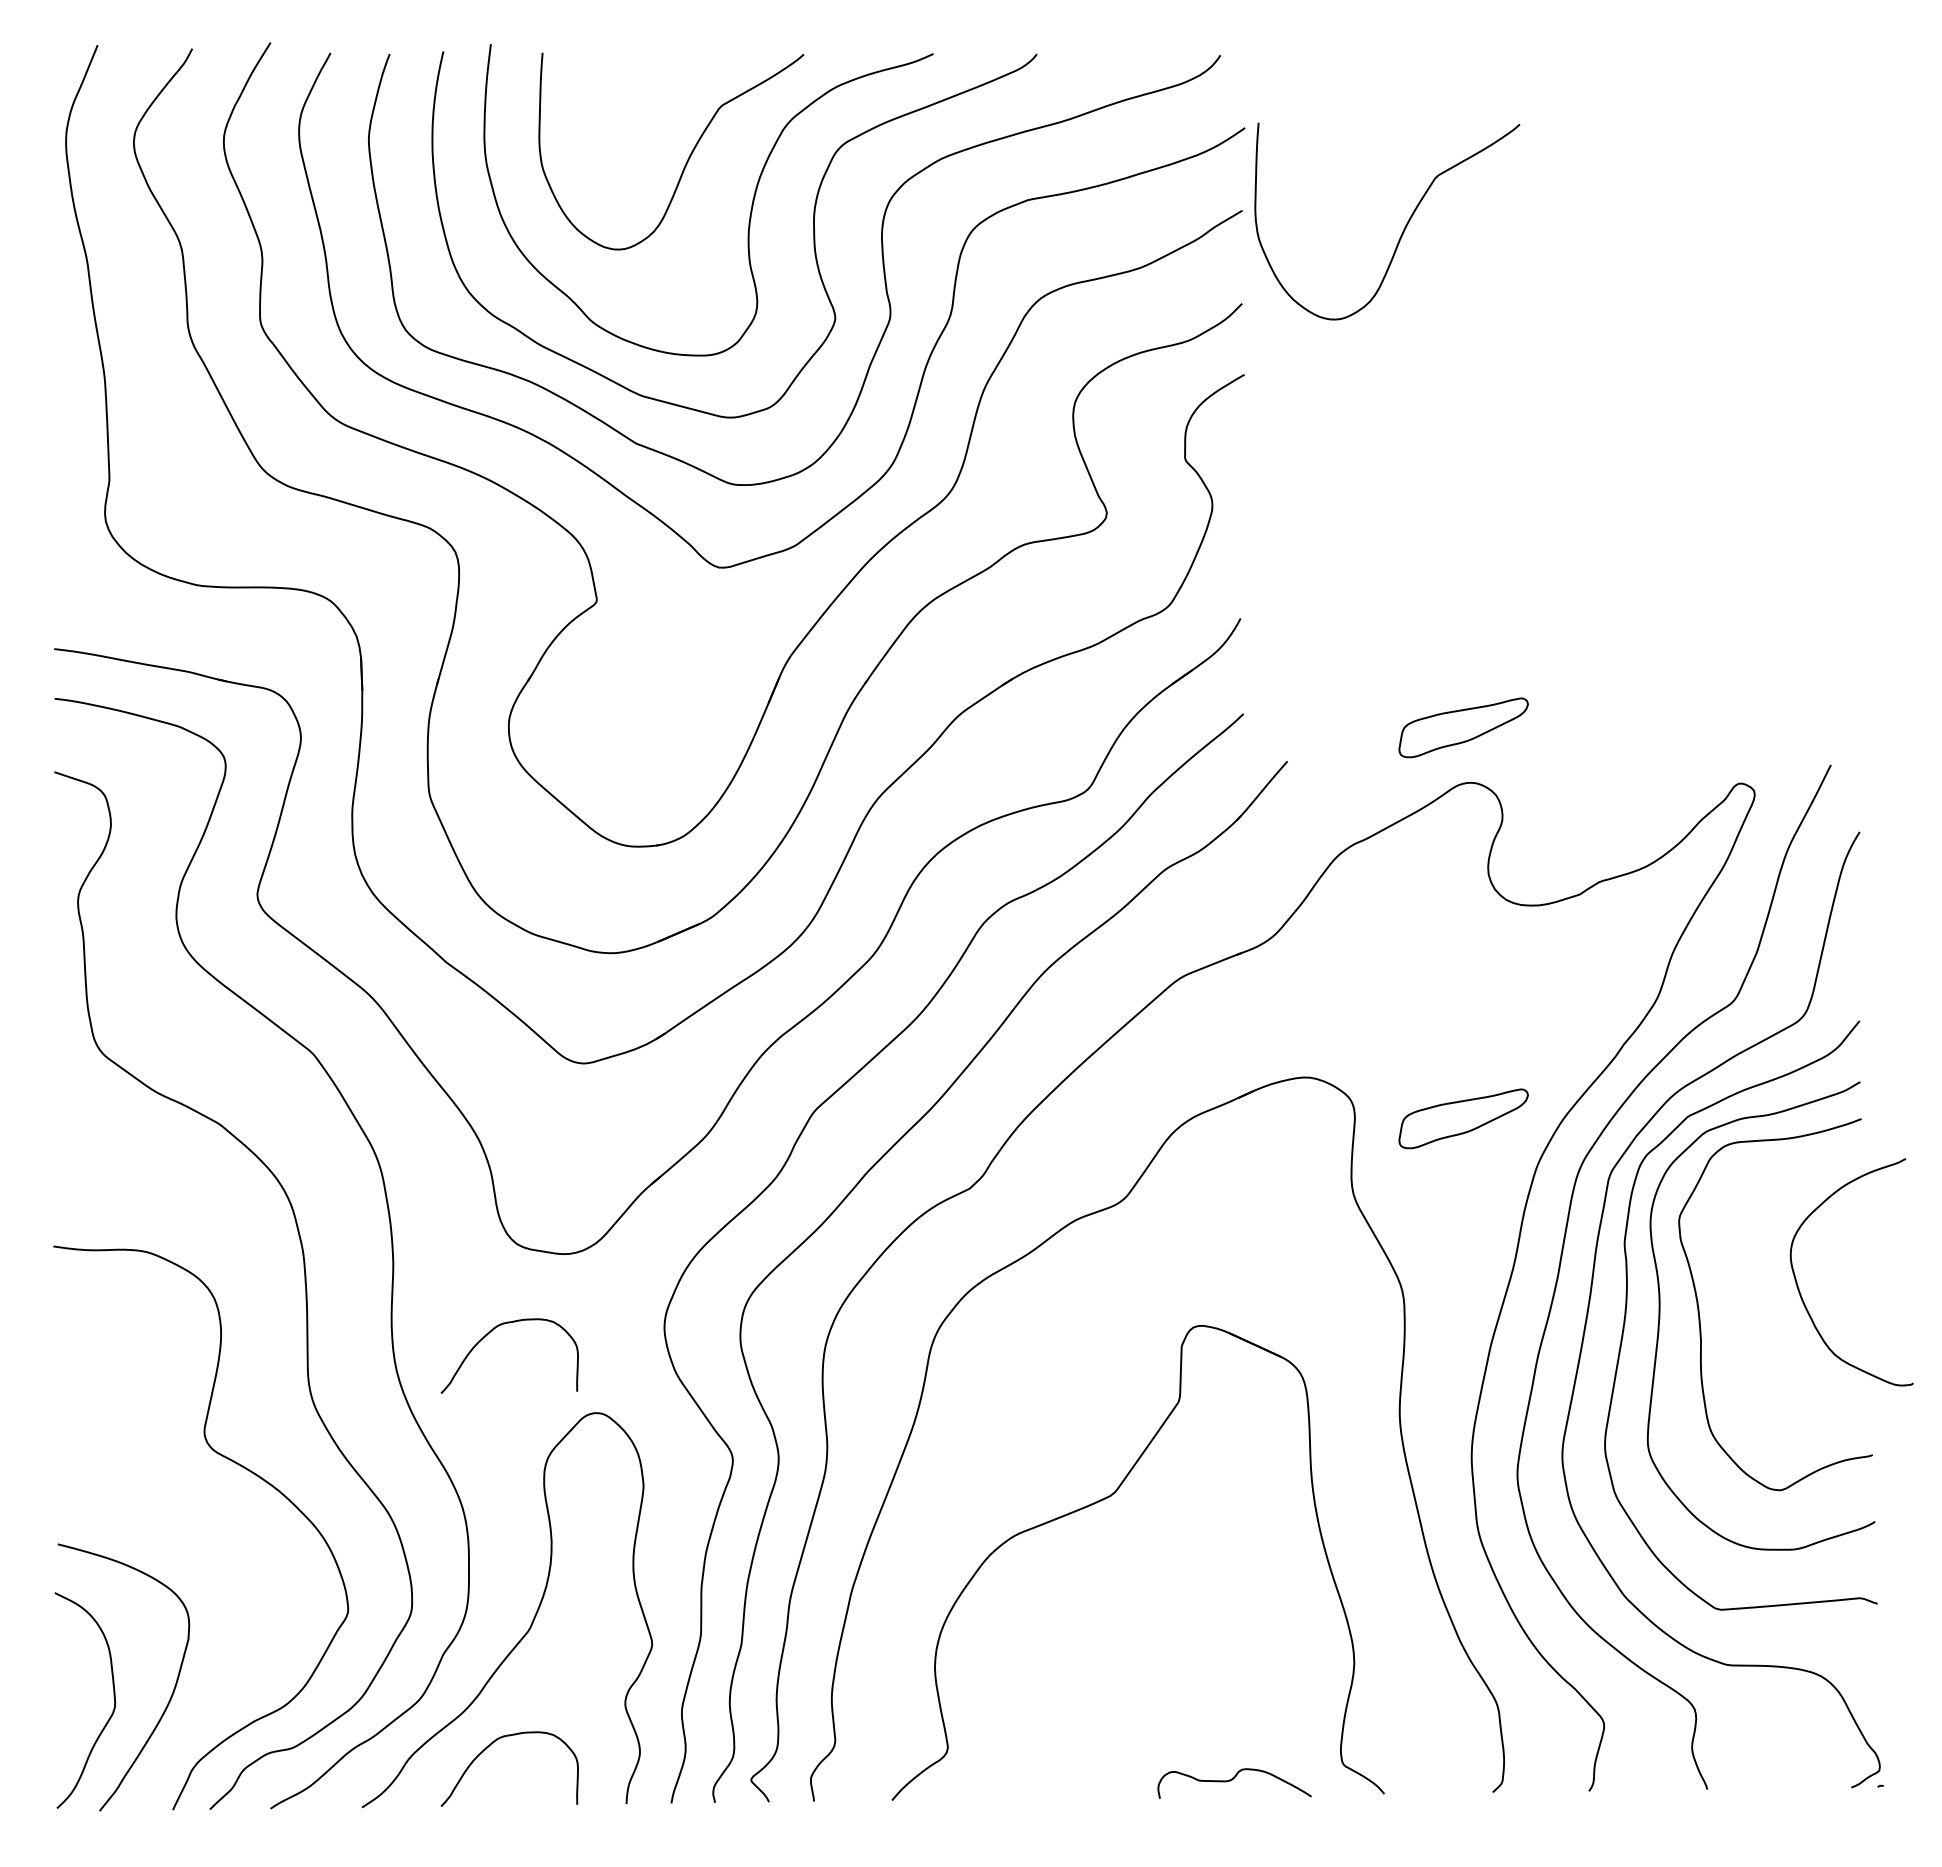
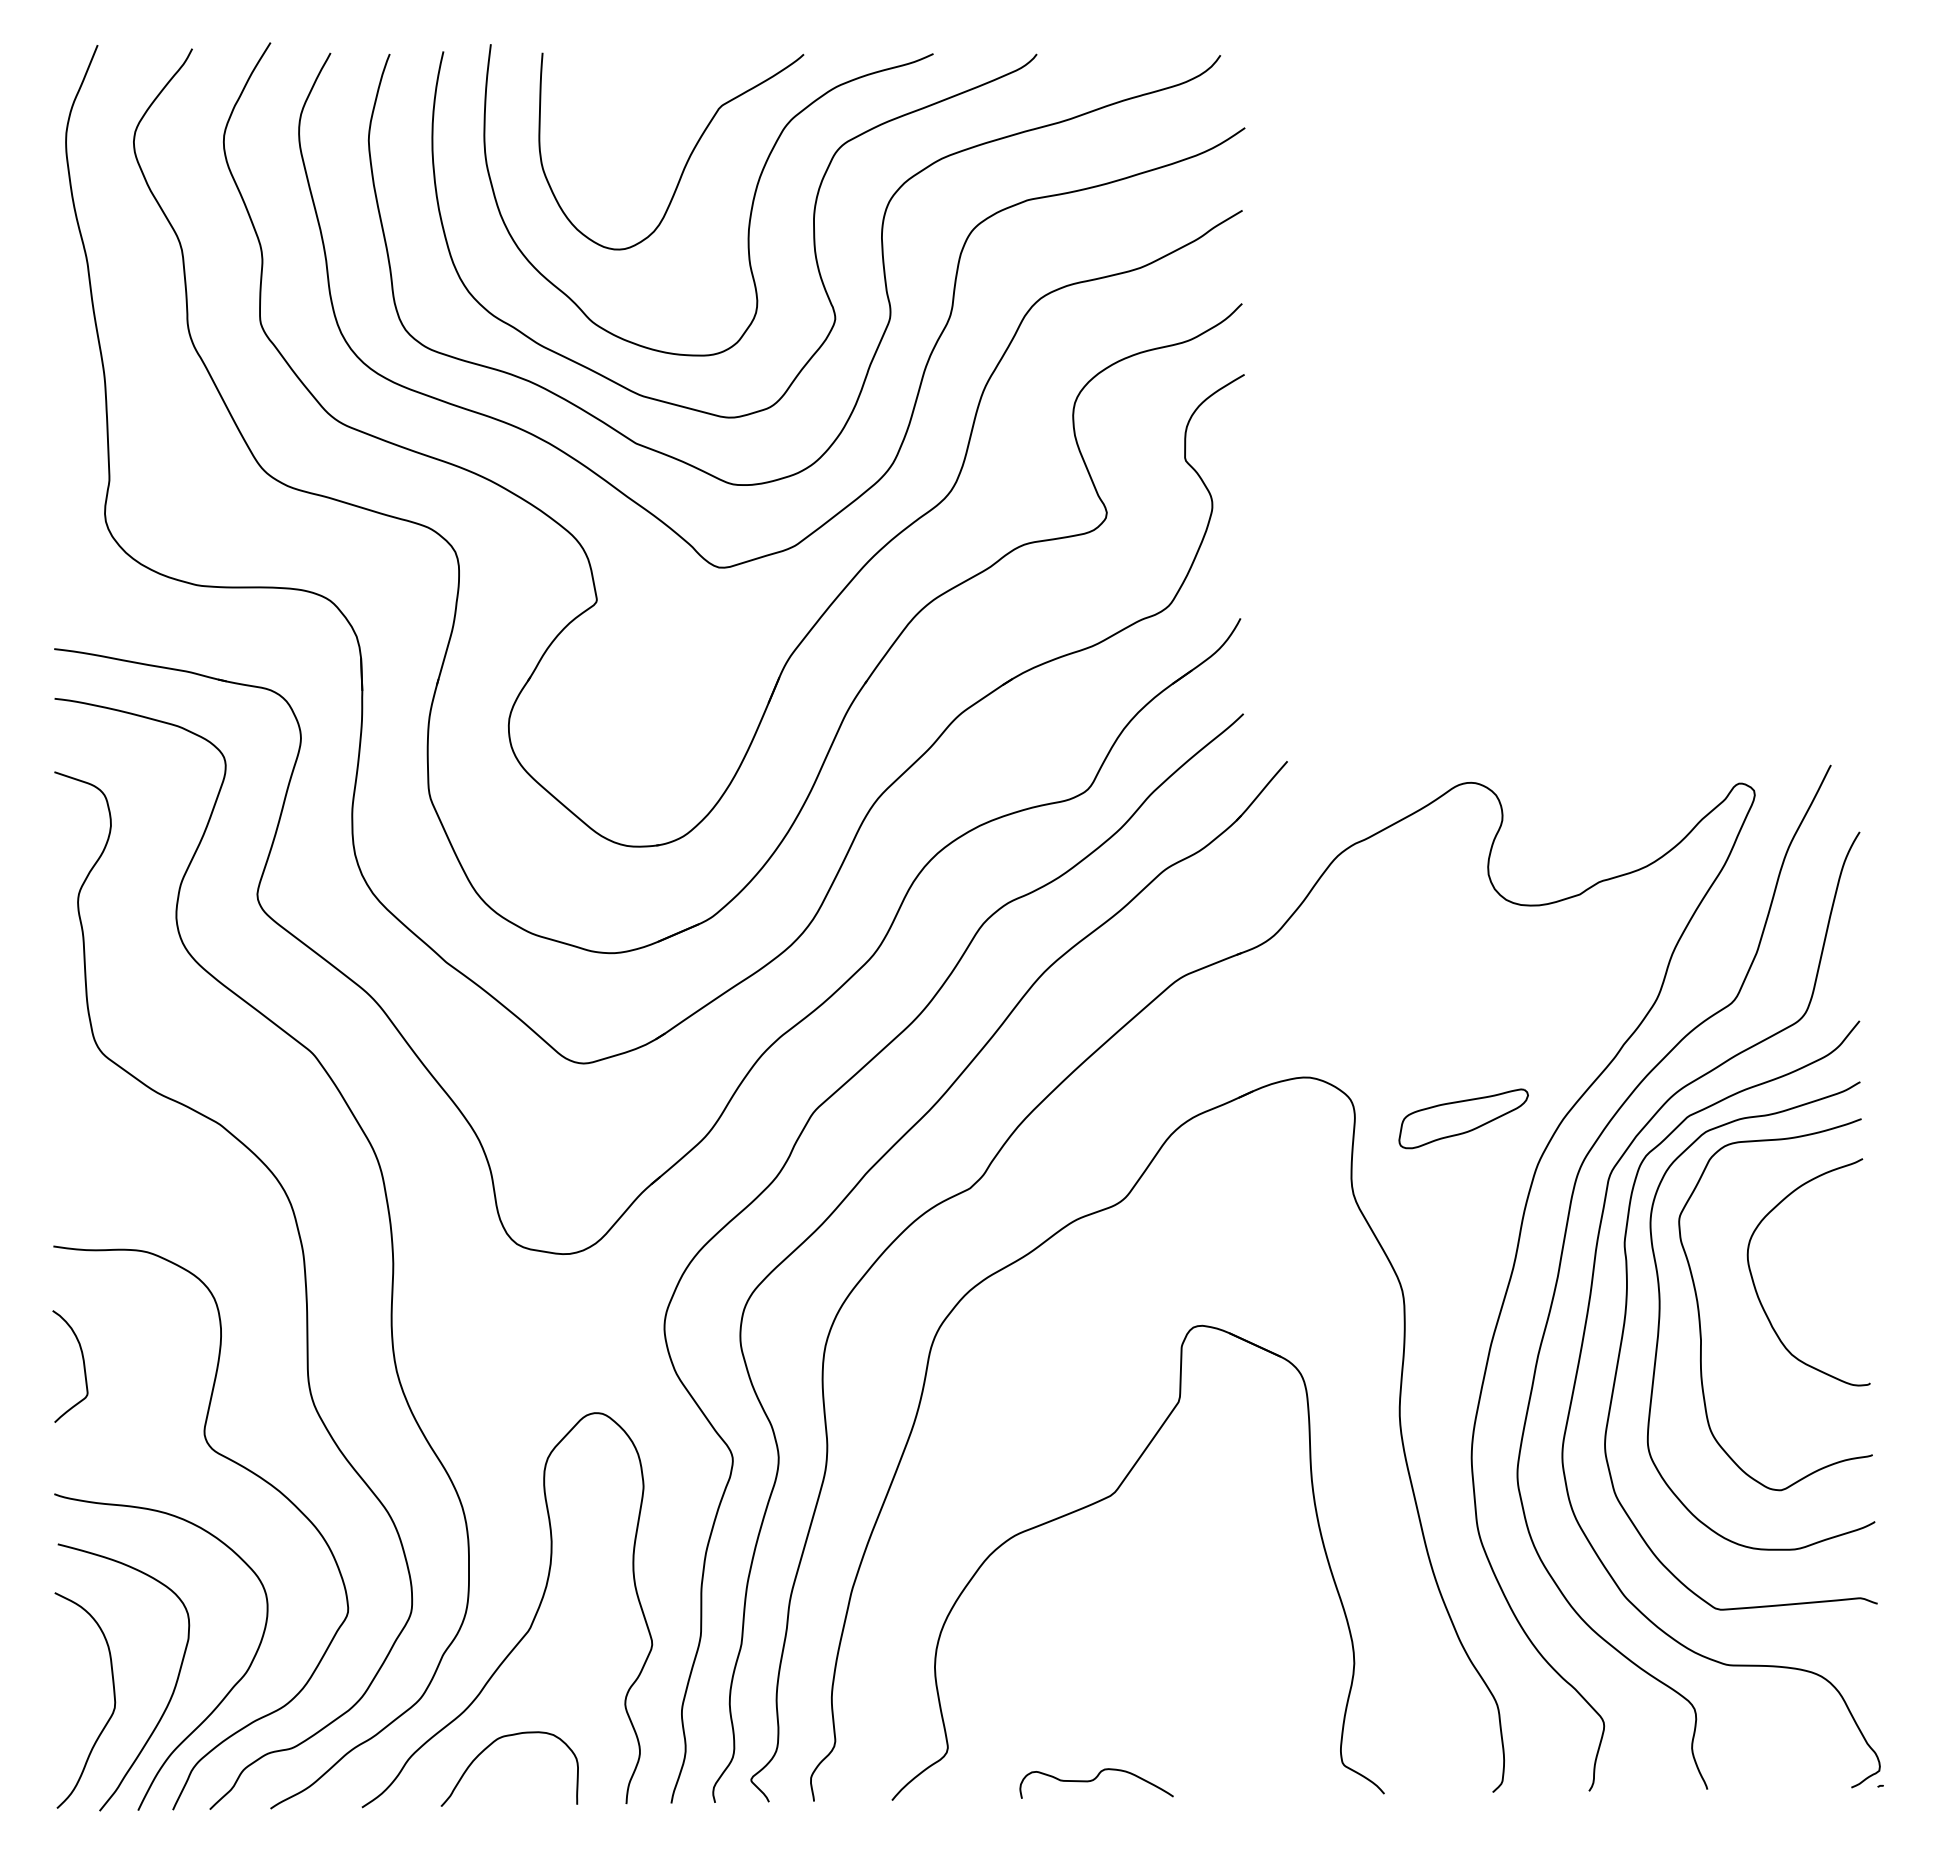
curve: present -> none (1403, 229)
part: present -> none (1463, 727)
curve position: (1799, 1288) -> (1756, 1288) (1756, 1288)
curve: present -> none (492, 1331)
curve: none -> present (83, 1366)
curve: none -> present (217, 1704)
curve position: (1232, 1780) -> (1094, 1780) (1094, 1780)
